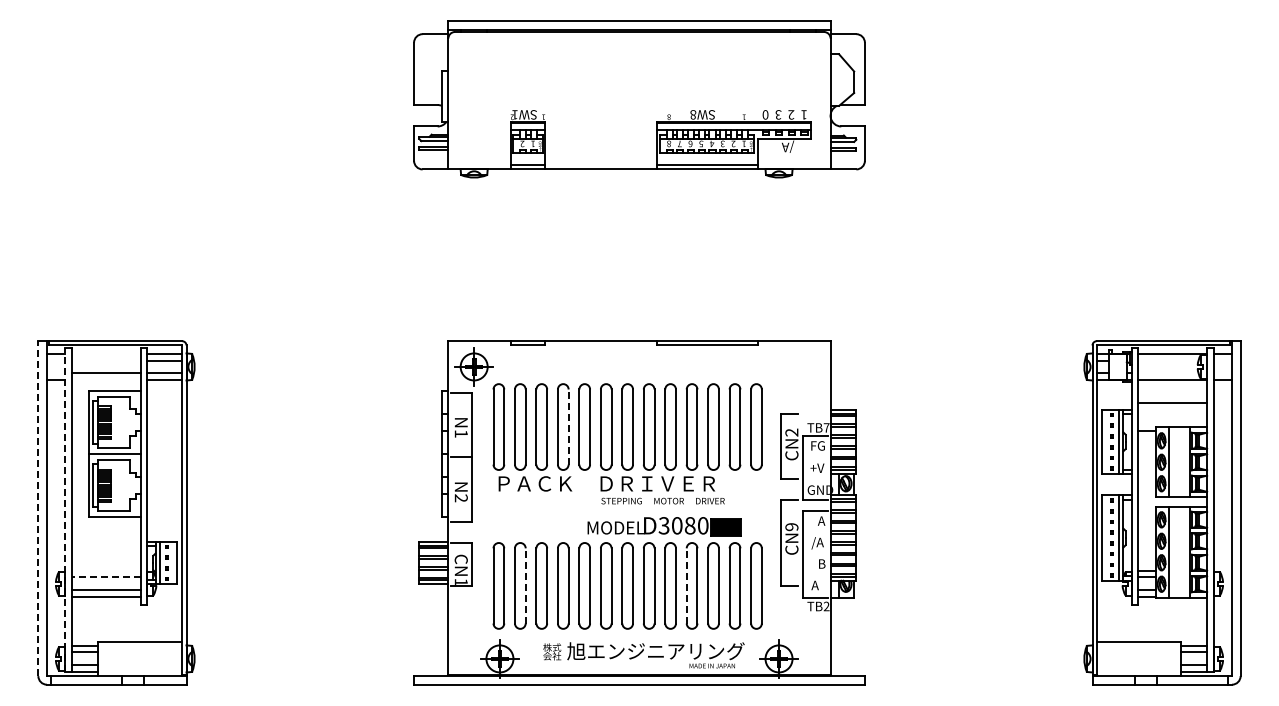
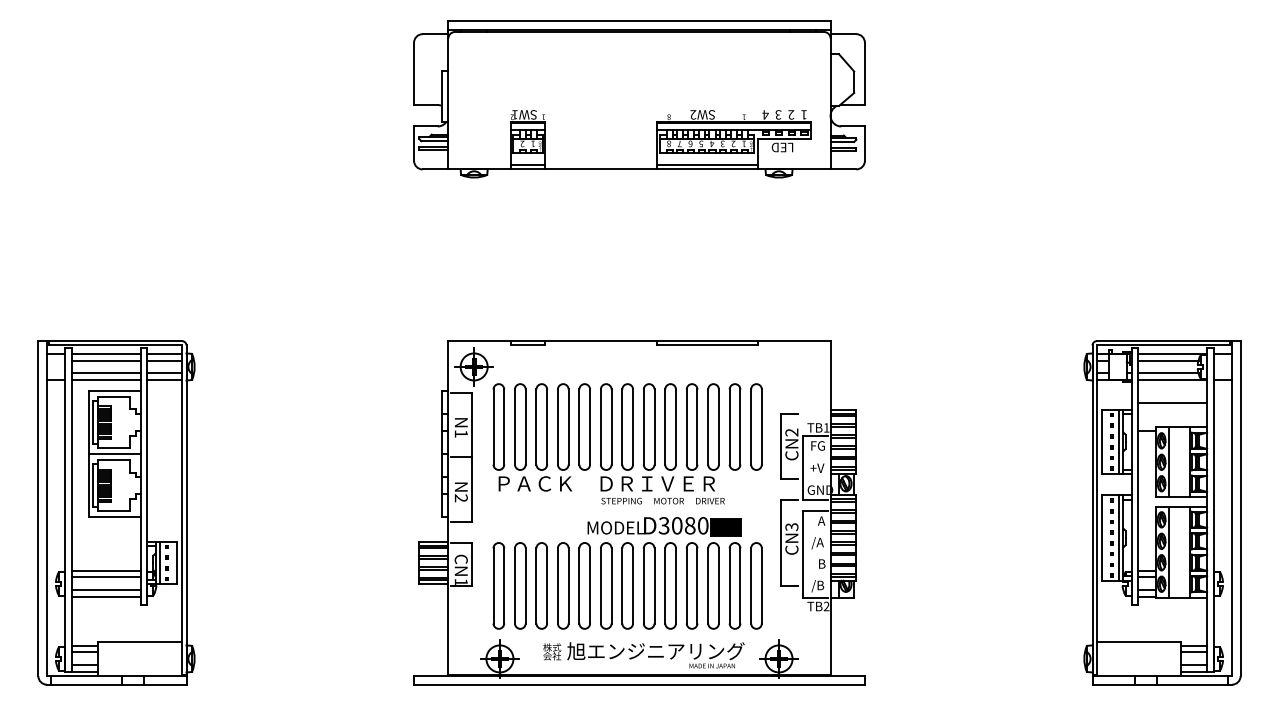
text: SW8 -> SW2 (693, 114)
text: 0 -> 4 (765, 114)
text: /A -> LED (782, 146)
line: none -> present (105, 354)
line: none -> present (105, 360)
line: none -> present (1168, 360)
line: none -> present (1168, 373)
line: none -> present (105, 379)
line: dashed -> solid (568, 427)
text: TB7 -> TB1 (826, 427)
line: dashed -> solid (38, 508)
line: dashed -> solid (65, 509)
text: CN9 -> CN3 (791, 527)
line: none -> present (105, 570)
line: dashed -> solid (105, 577)
line: dashed -> solid (525, 585)
line: dashed -> solid (686, 585)
text: A -> /B (817, 586)
